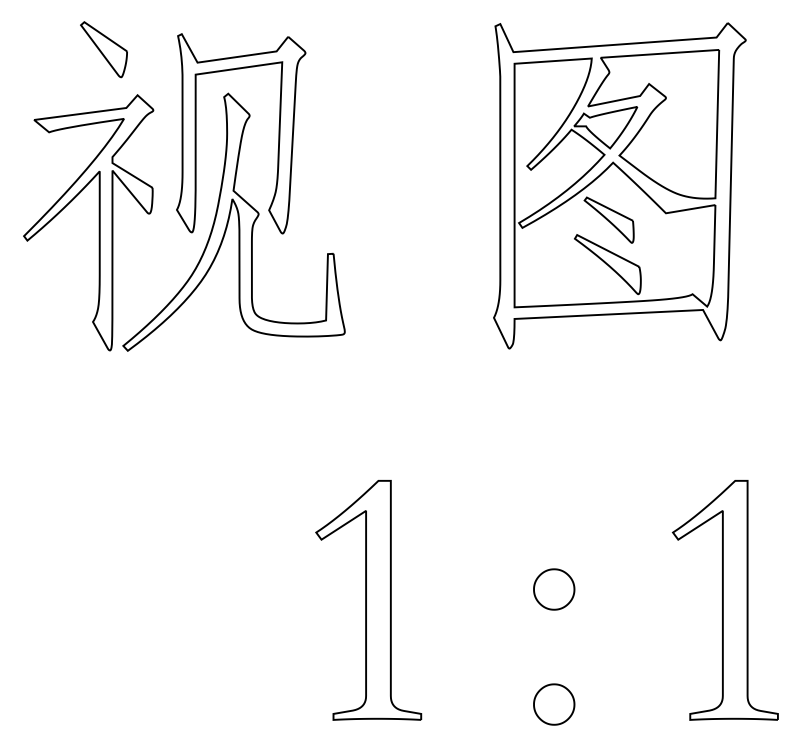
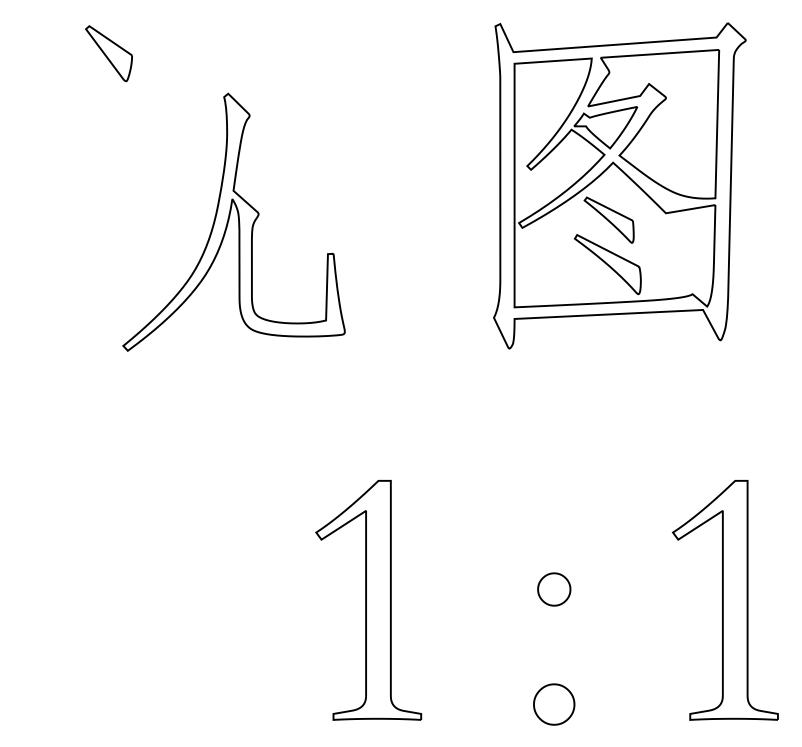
part position: (103, 49) -> (108, 53) (108, 53)
part: present -> none (278, 133)
part: present -> none (98, 222)
part size: 43x43 px -> 35x35 px (554, 589)
